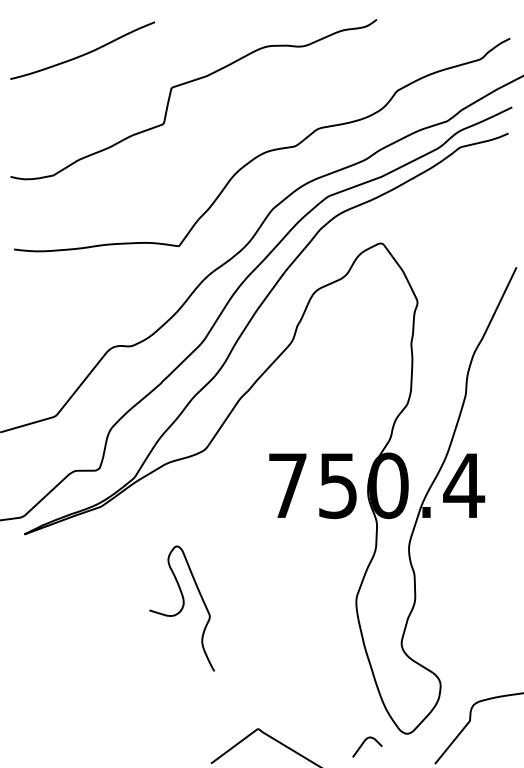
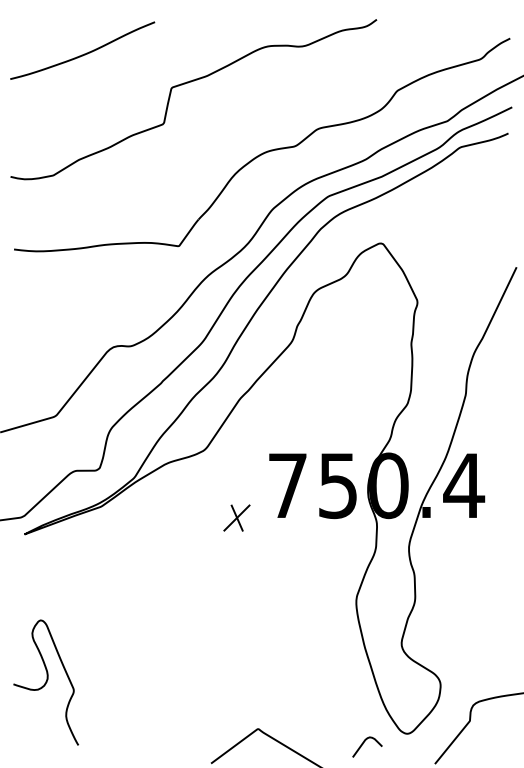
part: none -> present (236, 517)
curve position: (182, 608) -> (46, 682) (46, 682)
